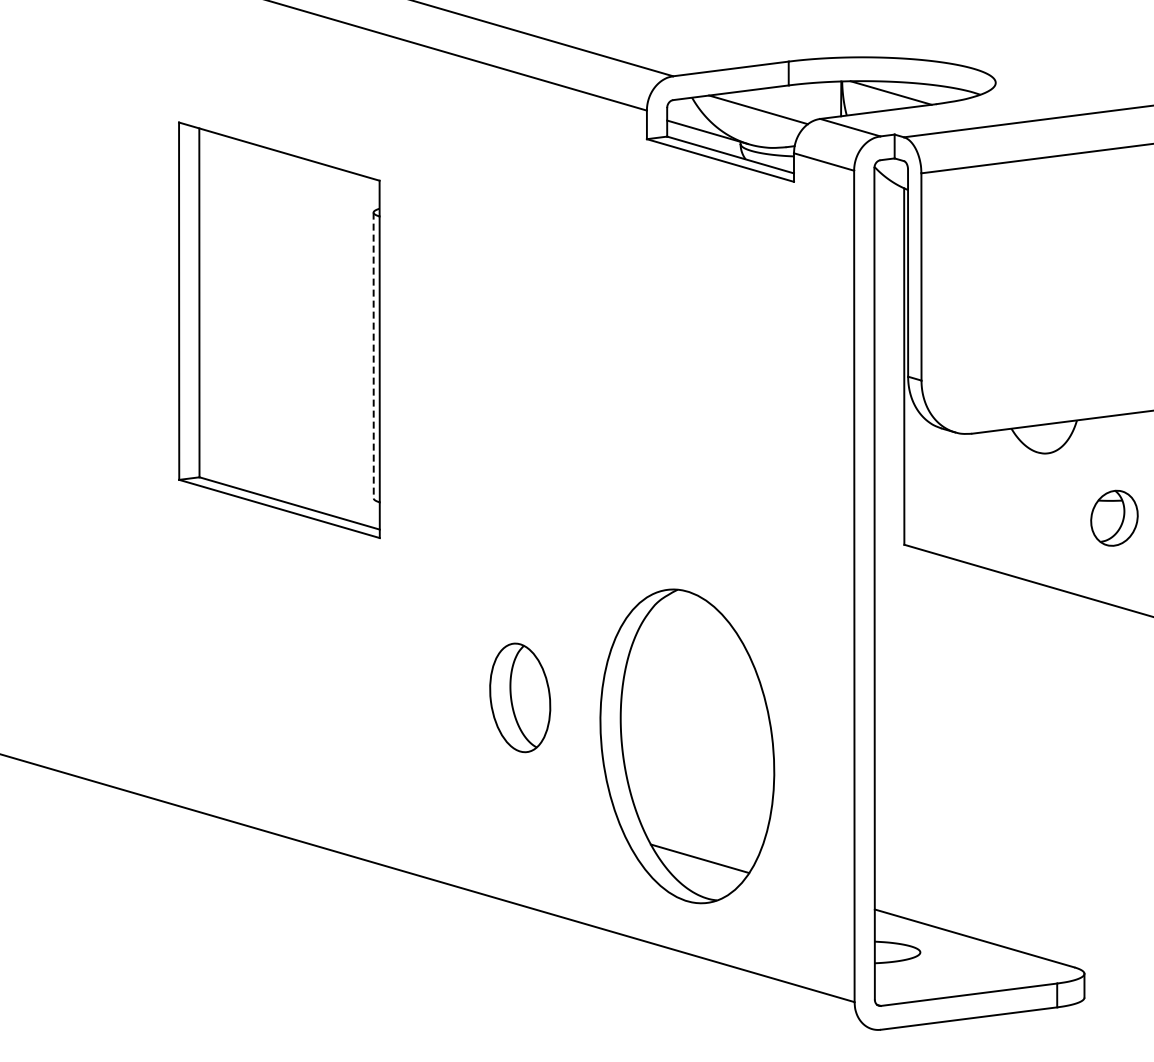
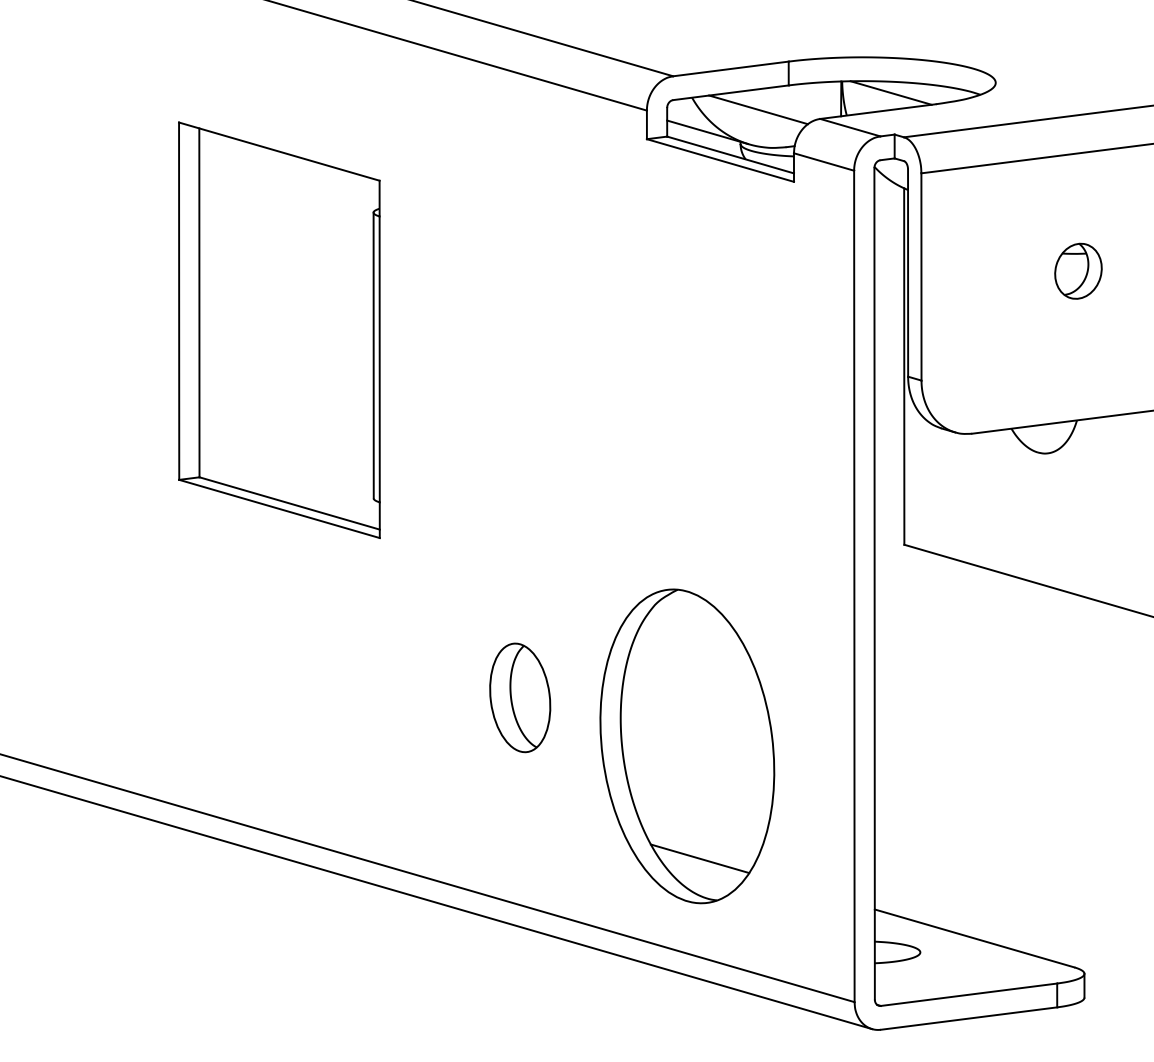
line: dashed -> solid (373, 355)
part position: (1114, 517) -> (1078, 270) (1078, 270)
line: none -> present (437, 902)
